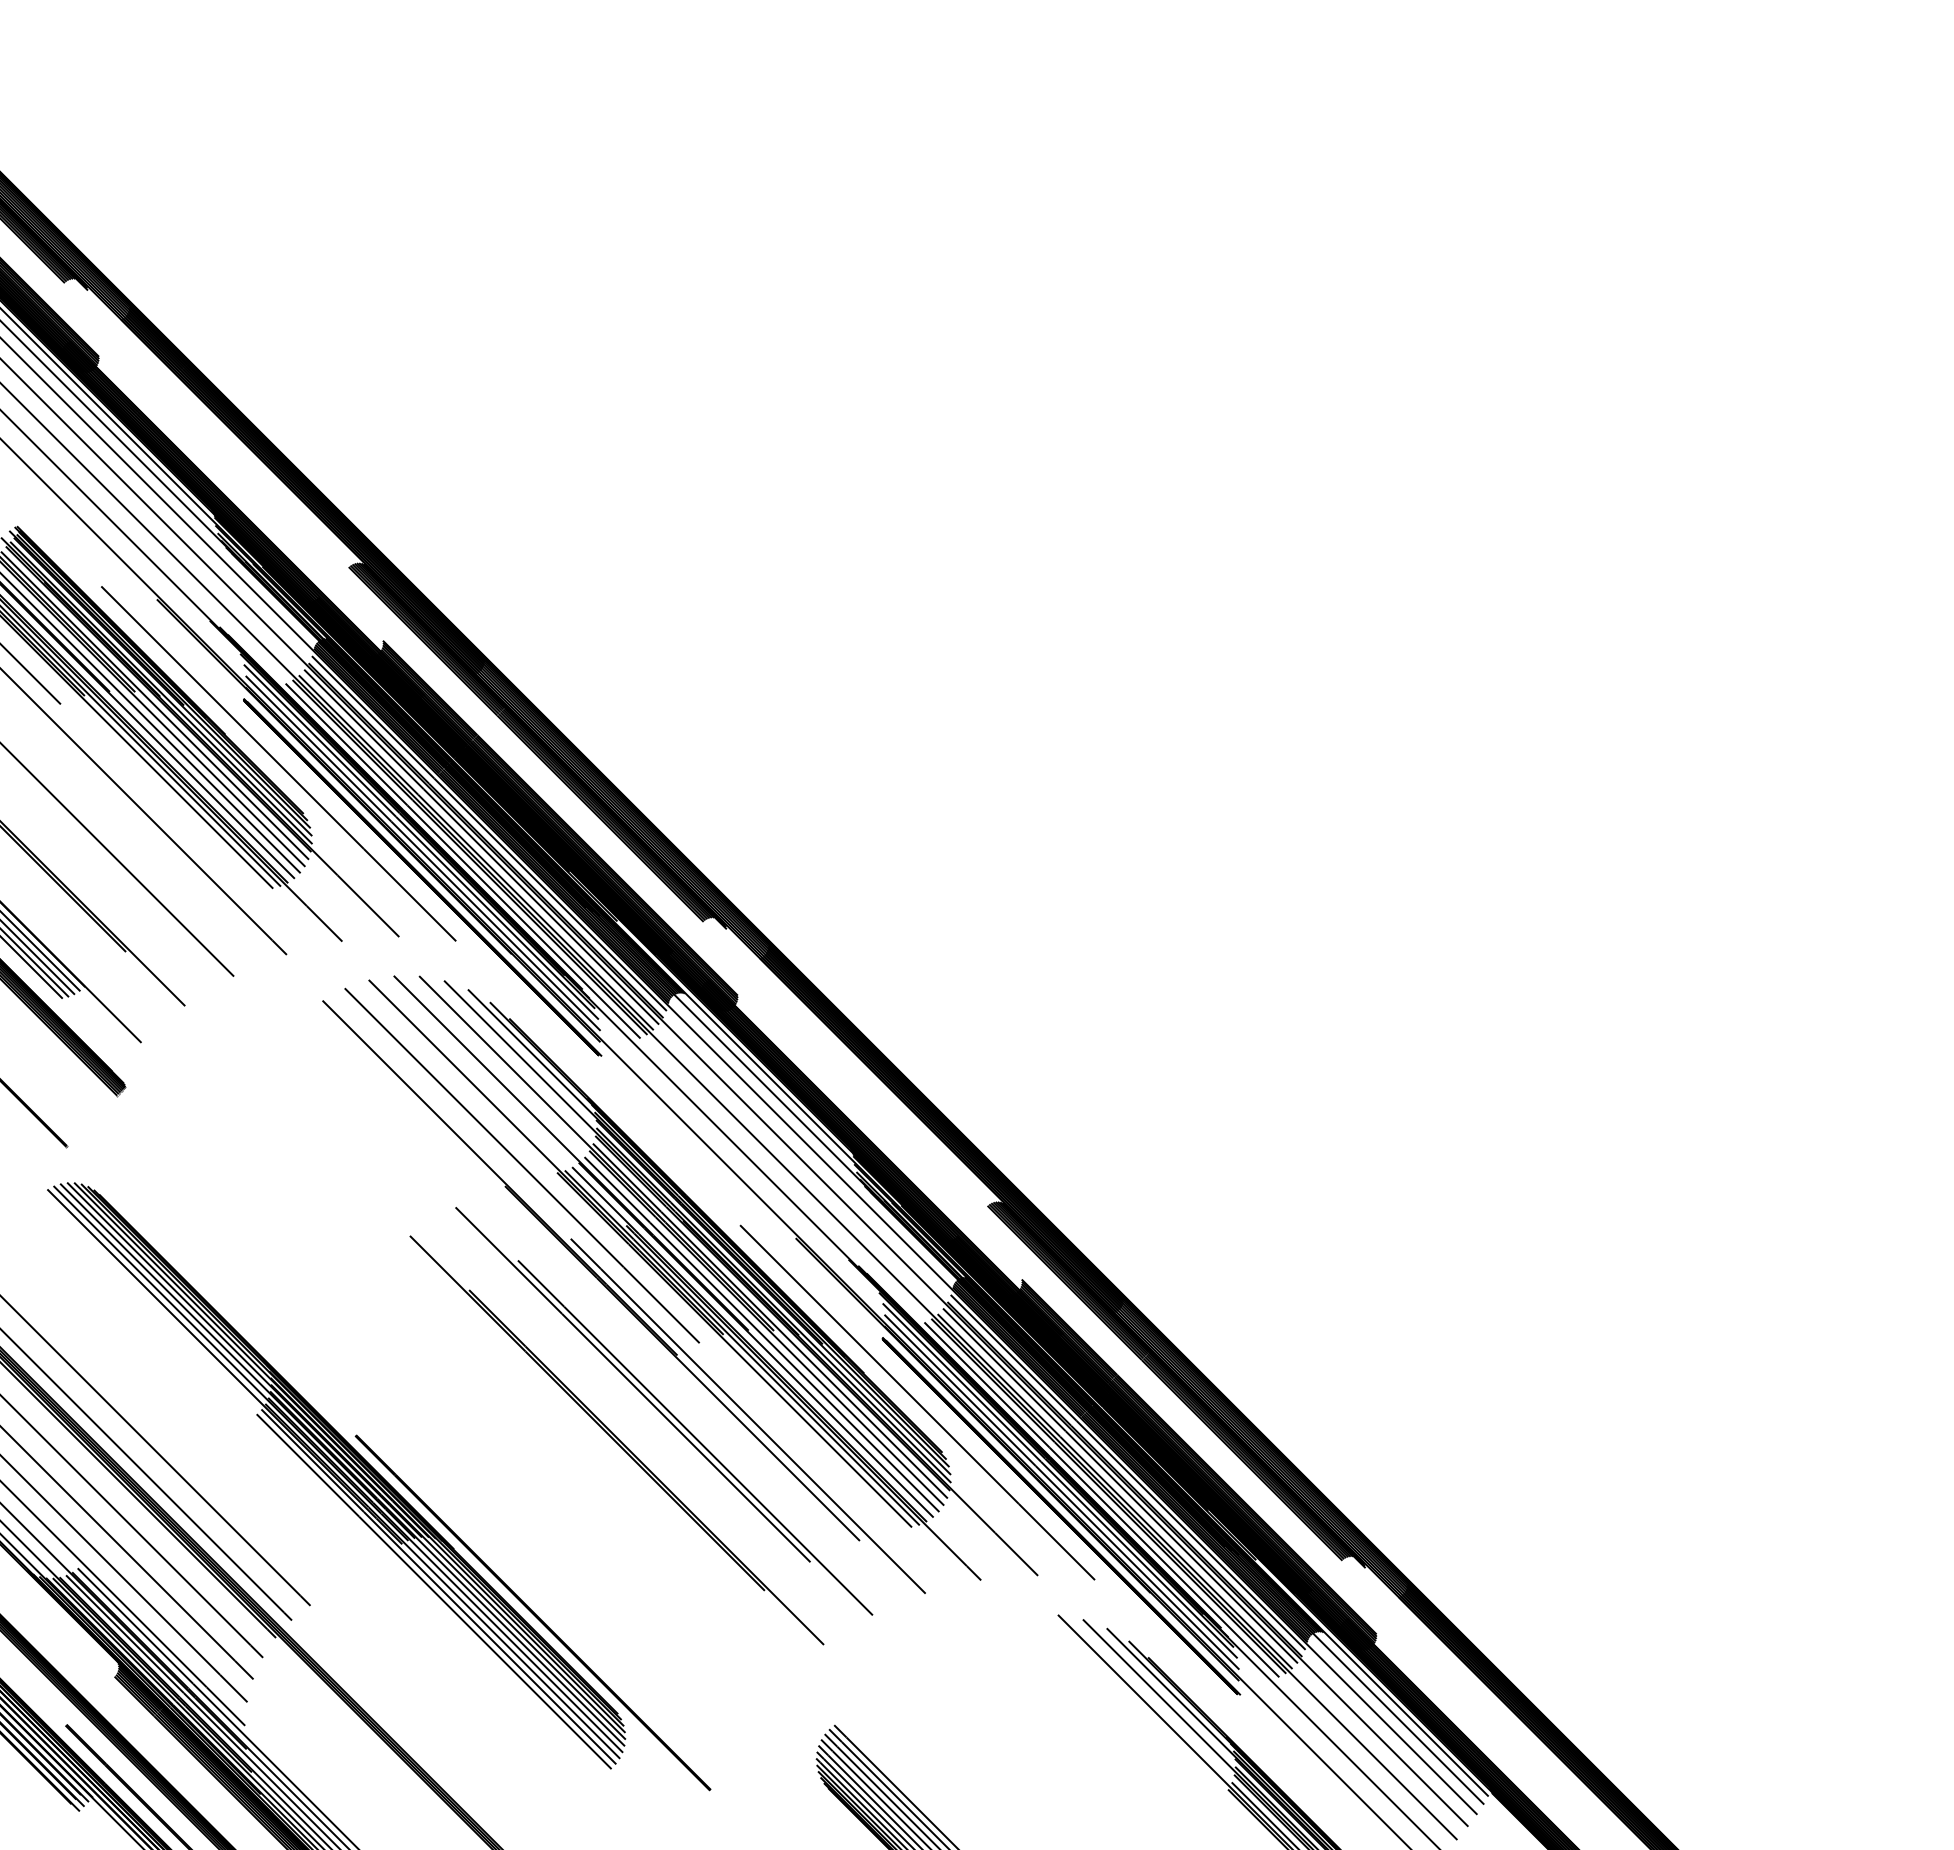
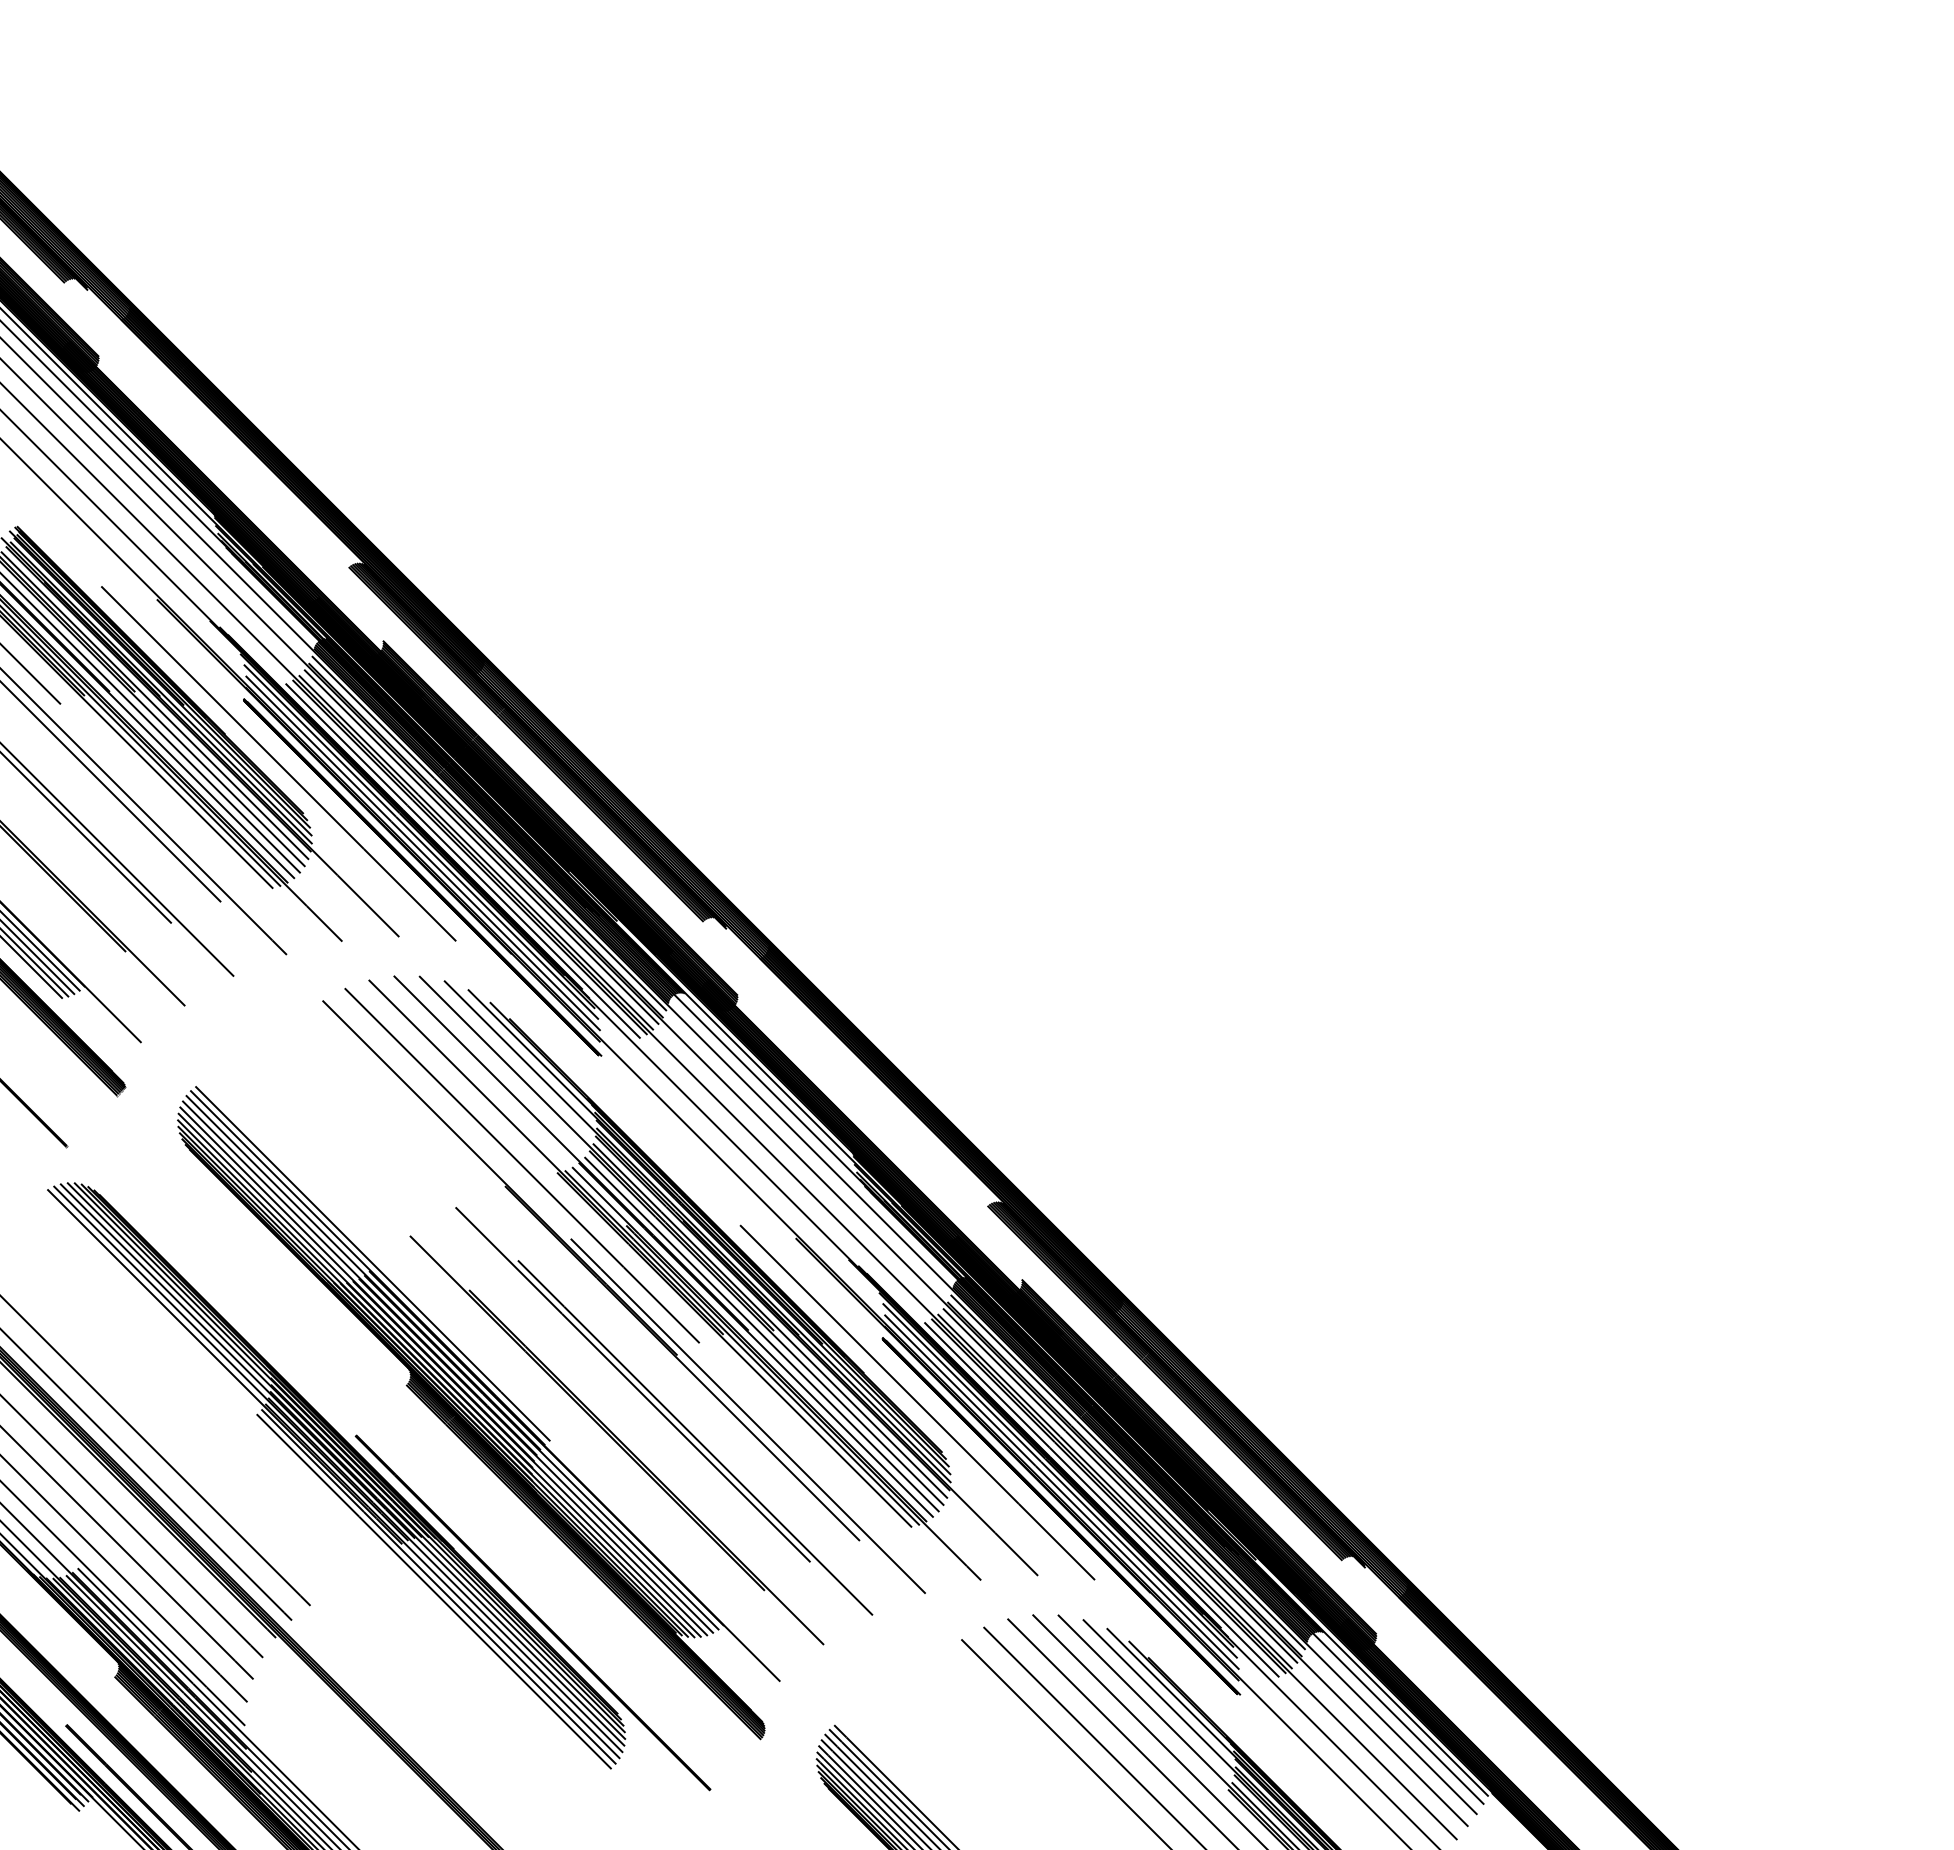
line: none -> present (111, 792)
line: none -> present (86, 838)
part: none -> present (478, 1413)
line: none -> present (1148, 1730)
line: none -> present (1121, 1732)
line: none -> present (1093, 1736)
line: none -> present (1064, 1742)
